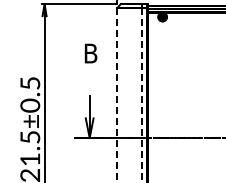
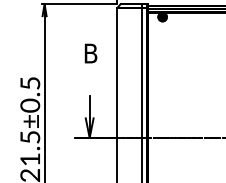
line: dashed -> solid (142, 95)
line: dashed -> solid (117, 96)
